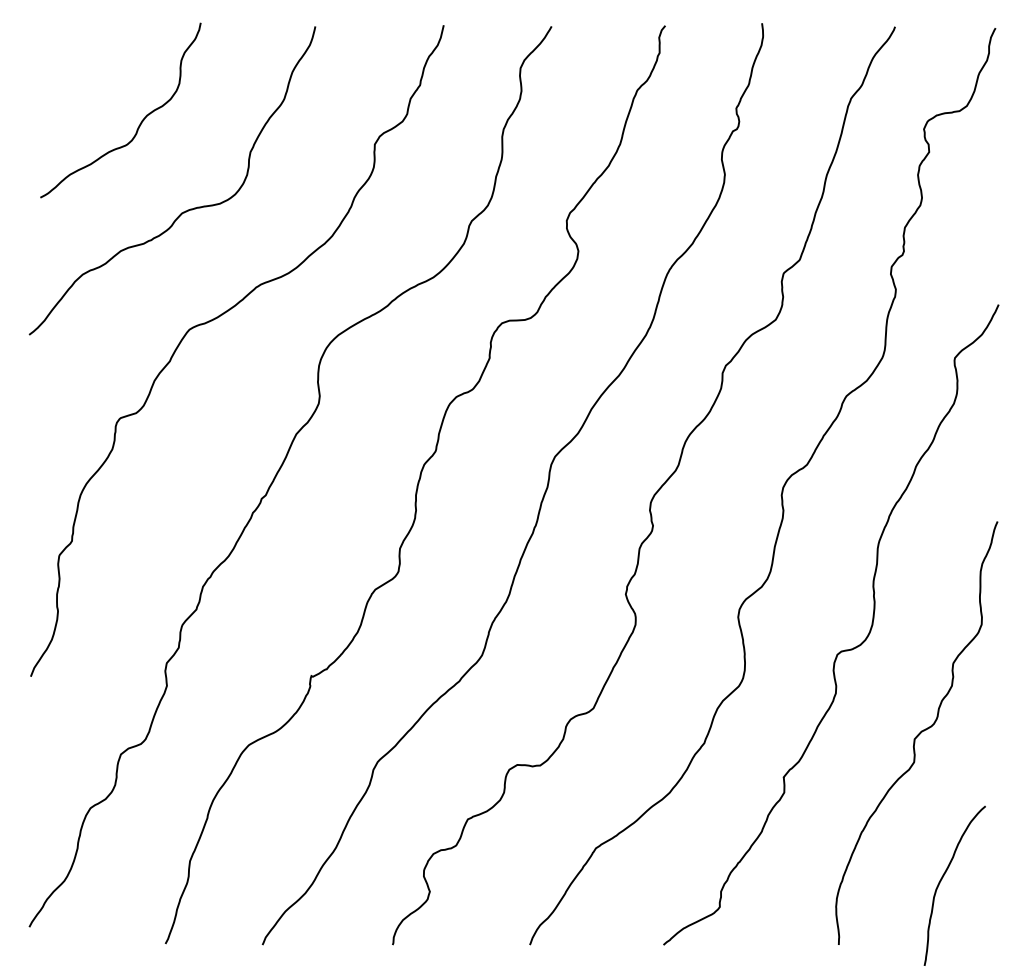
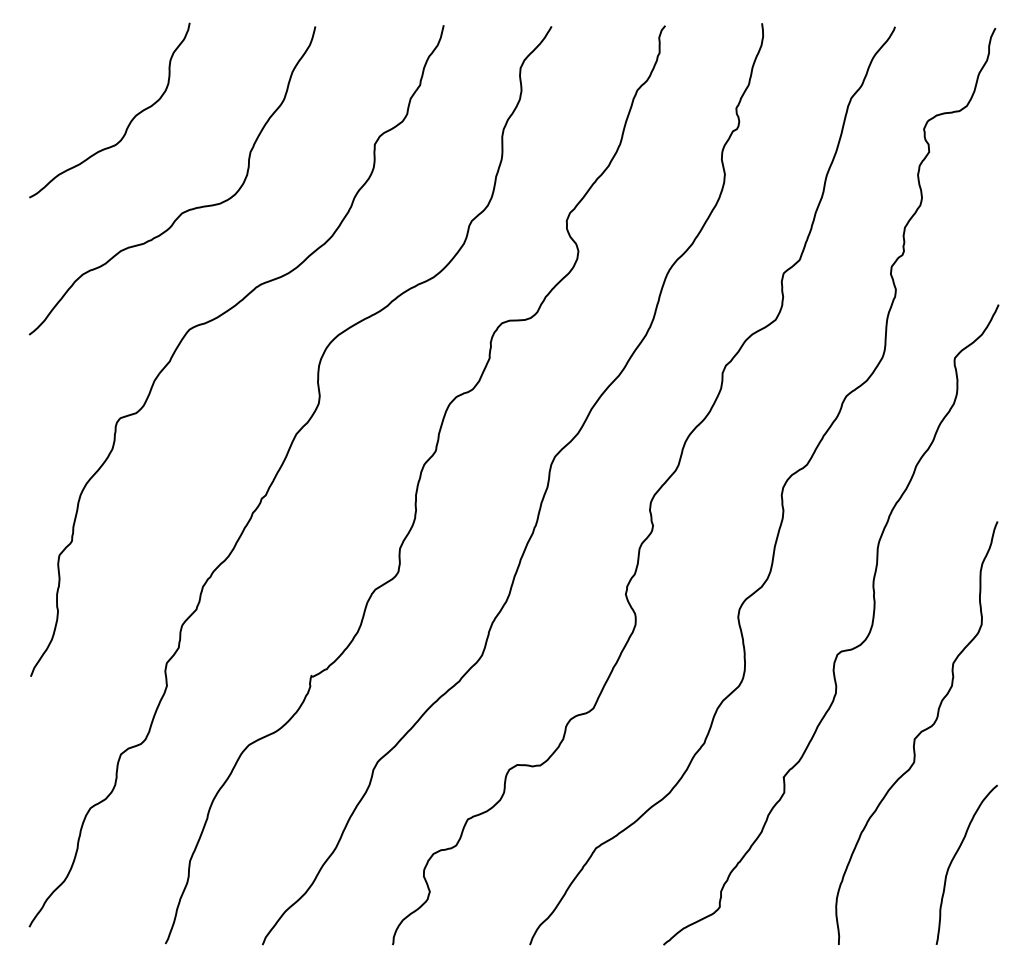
curve position: (141, 120) -> (130, 120) (130, 120)
curve position: (942, 879) -> (954, 858) (954, 858)
